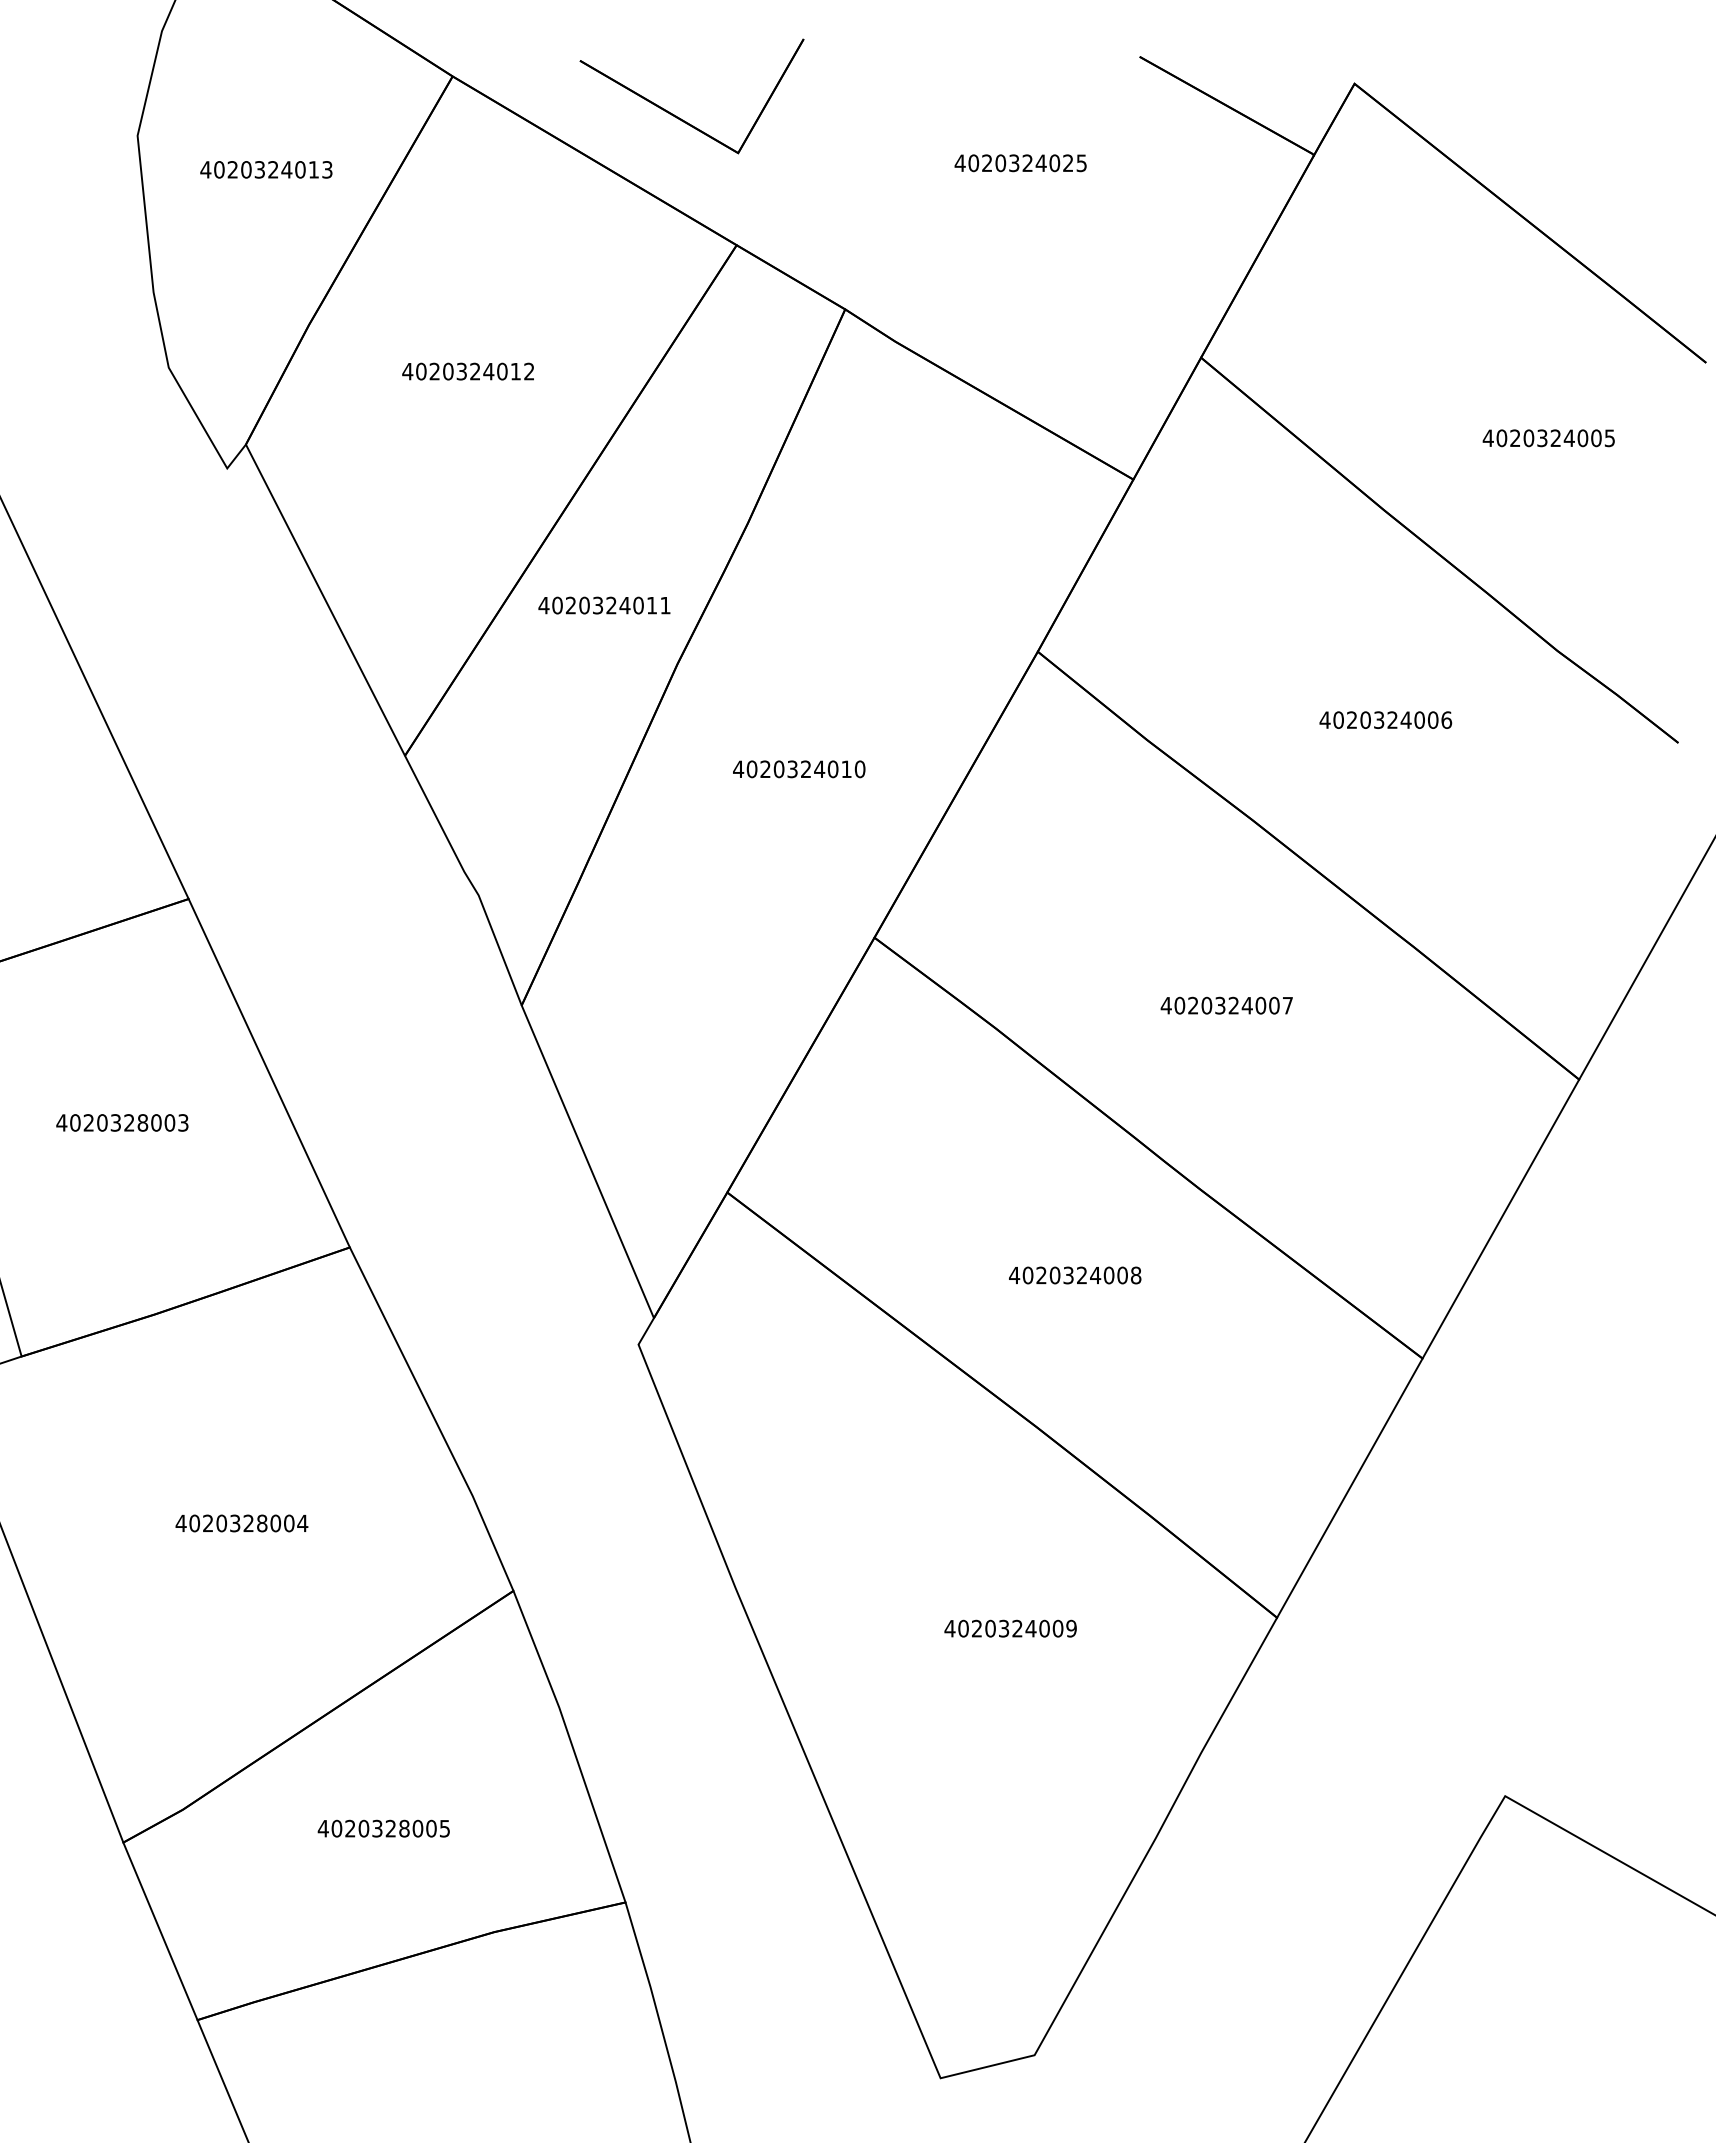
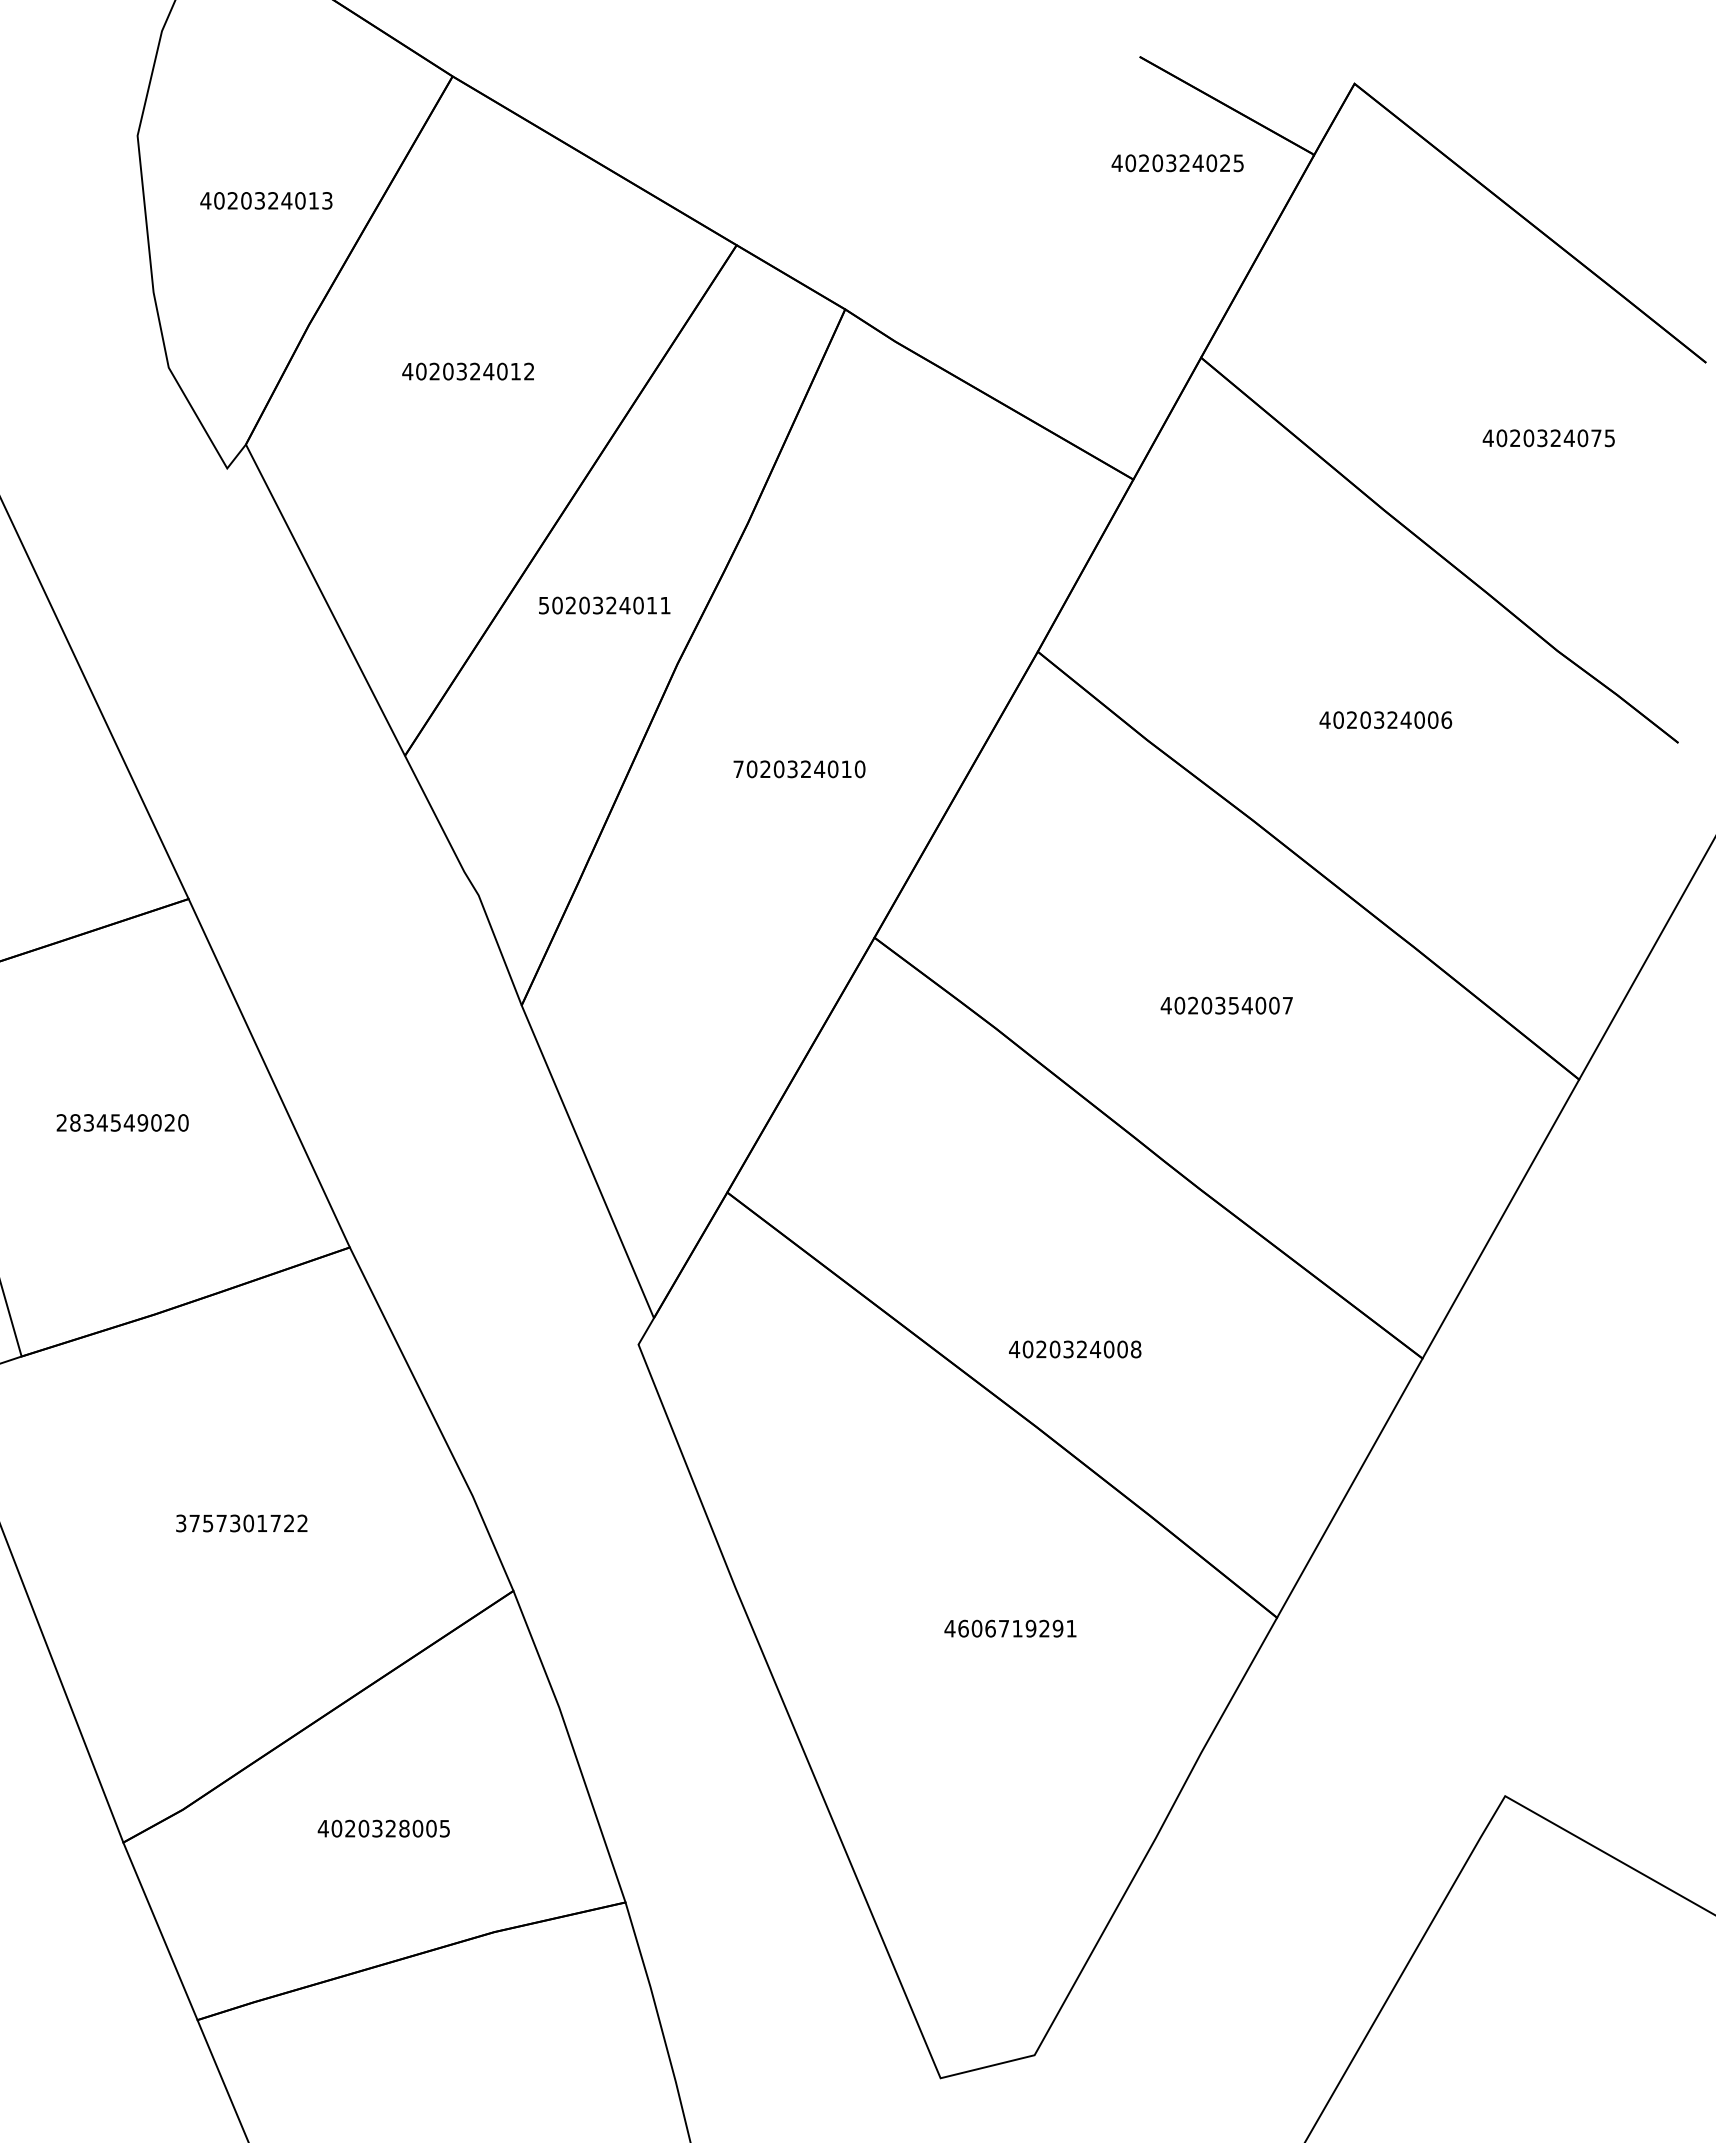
part: present -> none (681, 118)
text position: (1020, 163) -> (1177, 163) (1177, 163)
text position: (266, 169) -> (266, 200) (266, 200)
text: 4020324005 -> 4020324075 (1596, 438)
text: 4020324011 -> 5020324011 (543, 605)
text: 4020324010 -> 7020324010 (738, 768)
text: 4020324007 -> 4020354007 (1233, 1005)
text: 4020328003 -> 2834549020 (122, 1122)
text position: (1075, 1275) -> (1075, 1349) (1075, 1349)
text: 4020328004 -> 3757301722 (241, 1523)
text: 4020324009 -> 4606719291 (1017, 1628)
